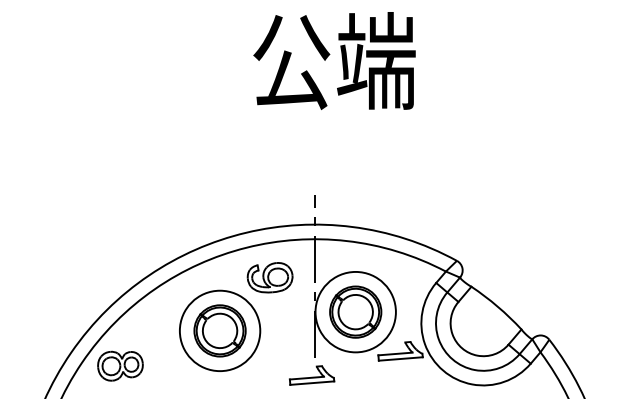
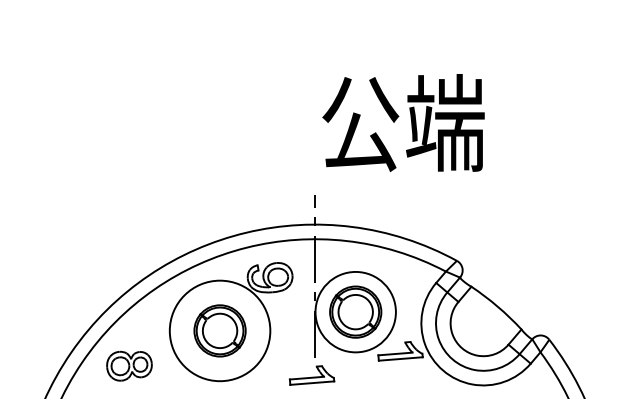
text position: (334, 60) -> (403, 122) (403, 122)
circle diameter: 80 px -> 101 px (219, 330)
part position: (120, 365) -> (129, 365) (129, 365)
